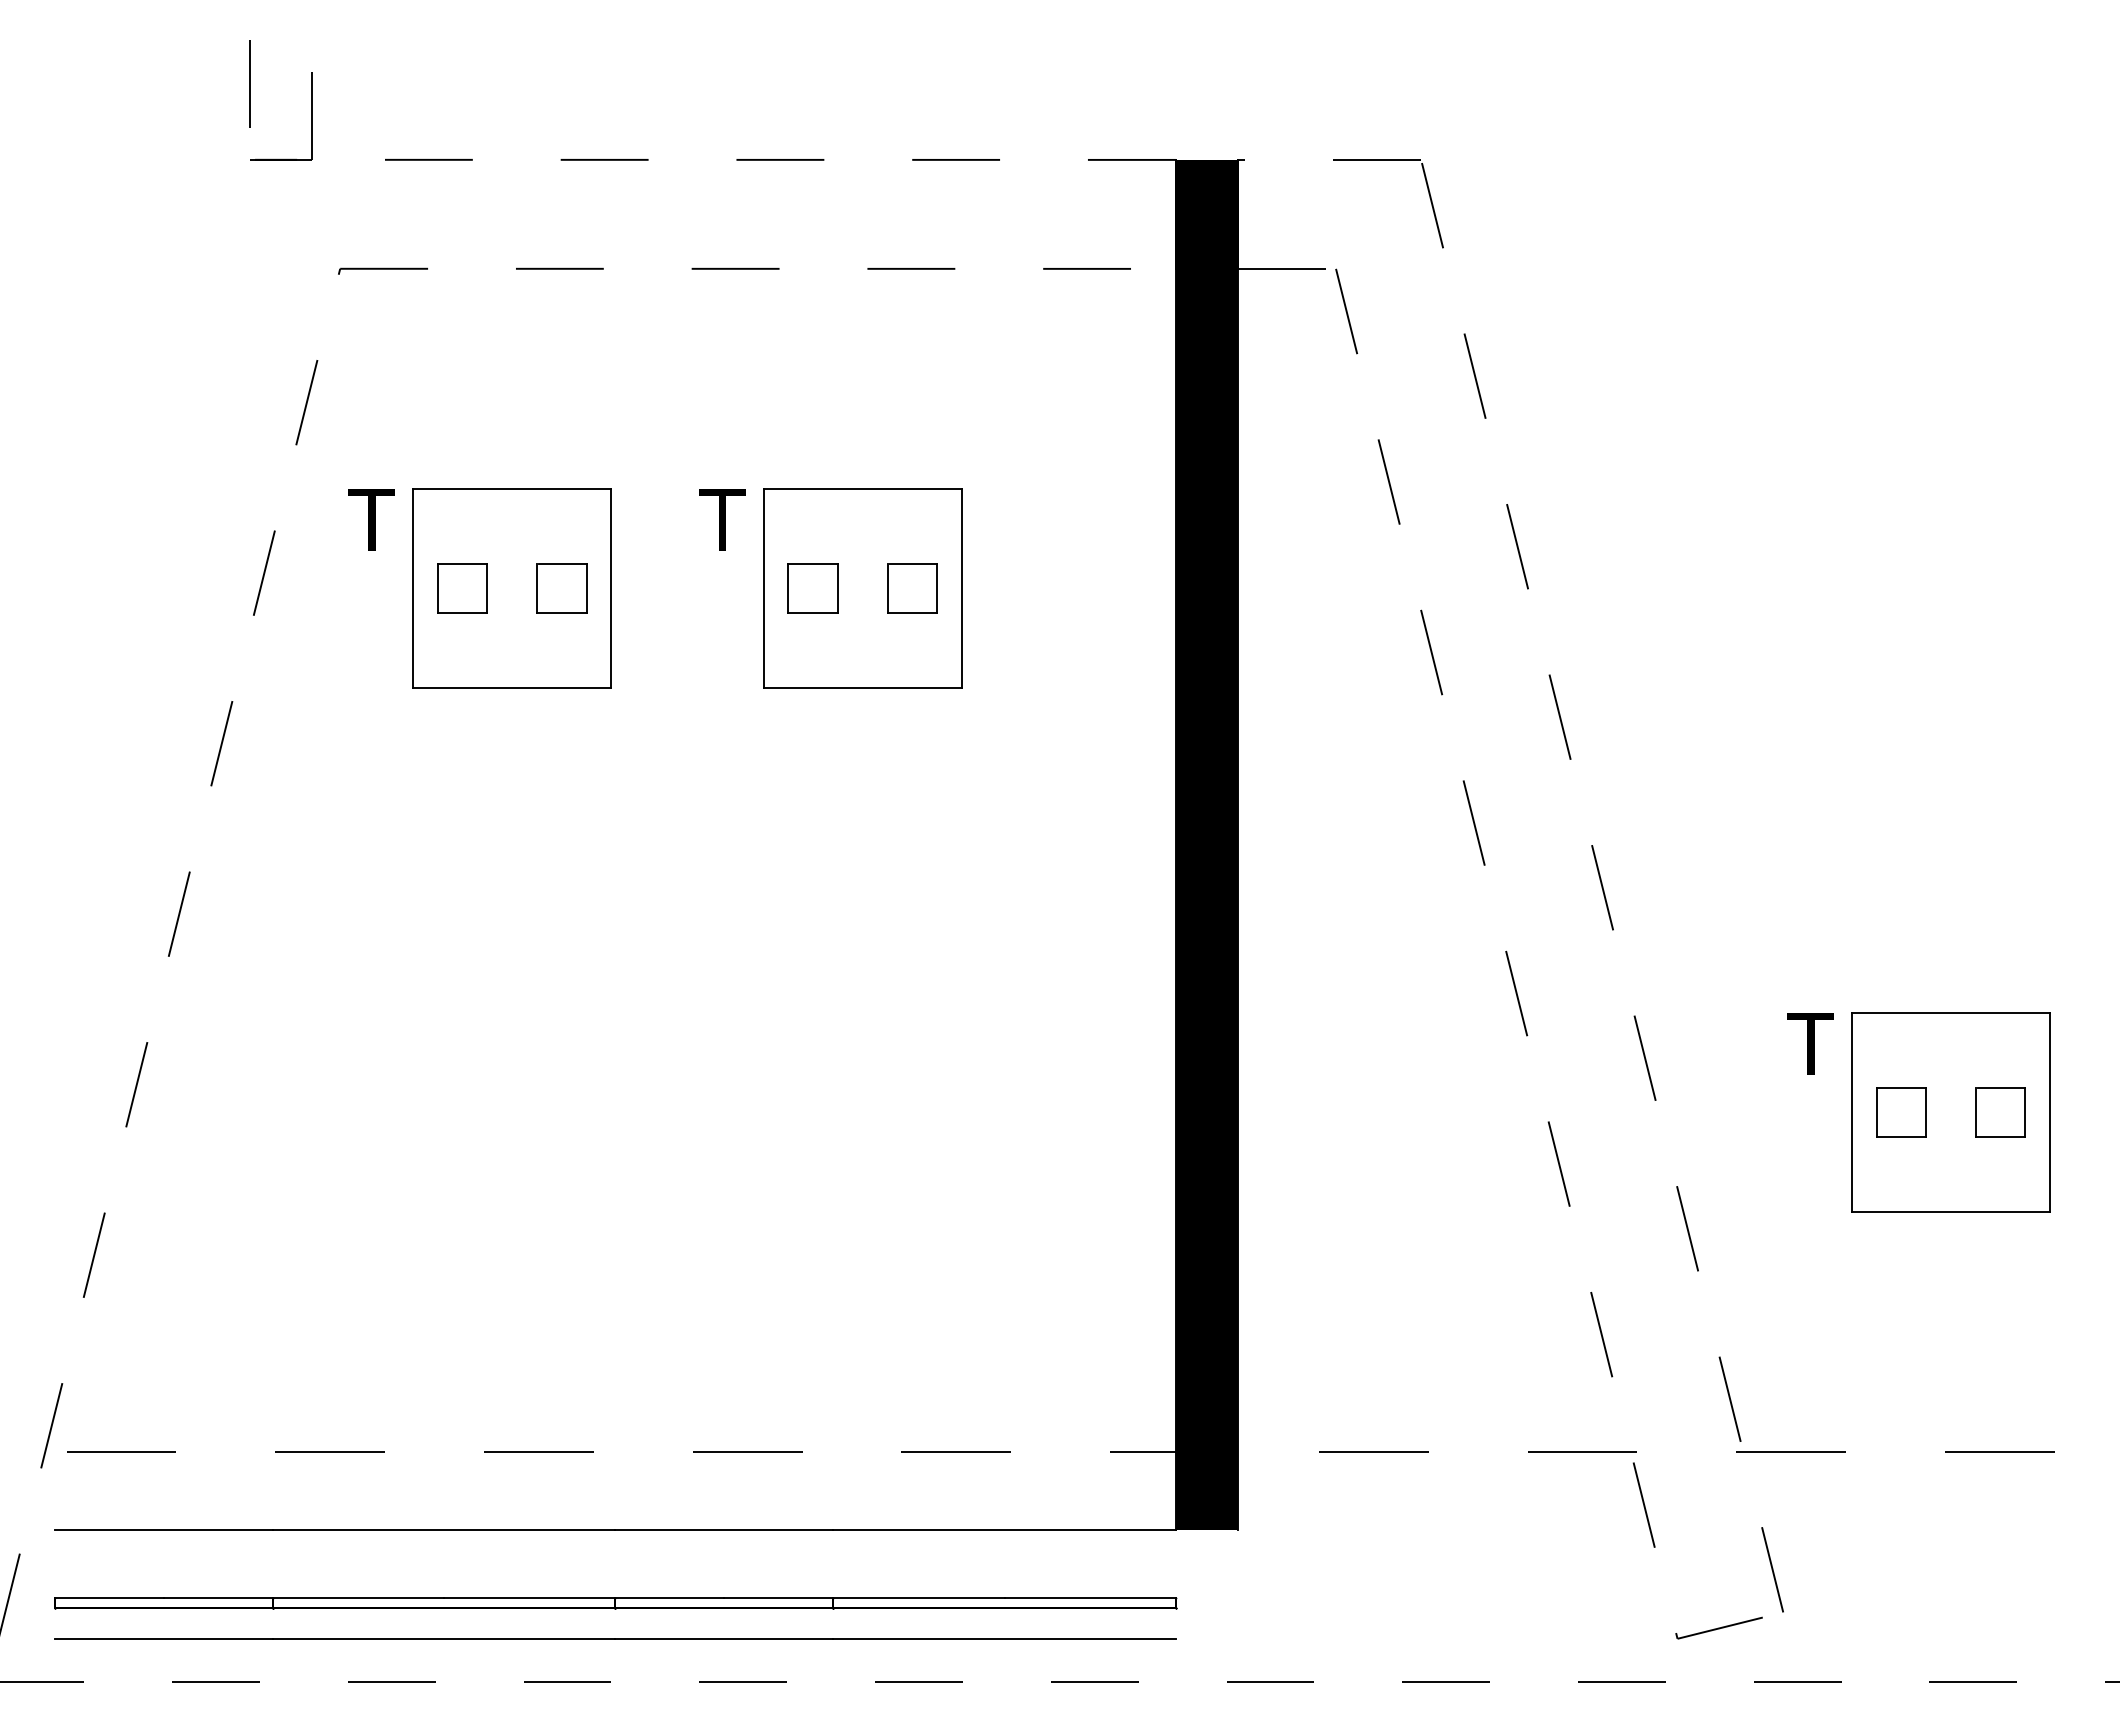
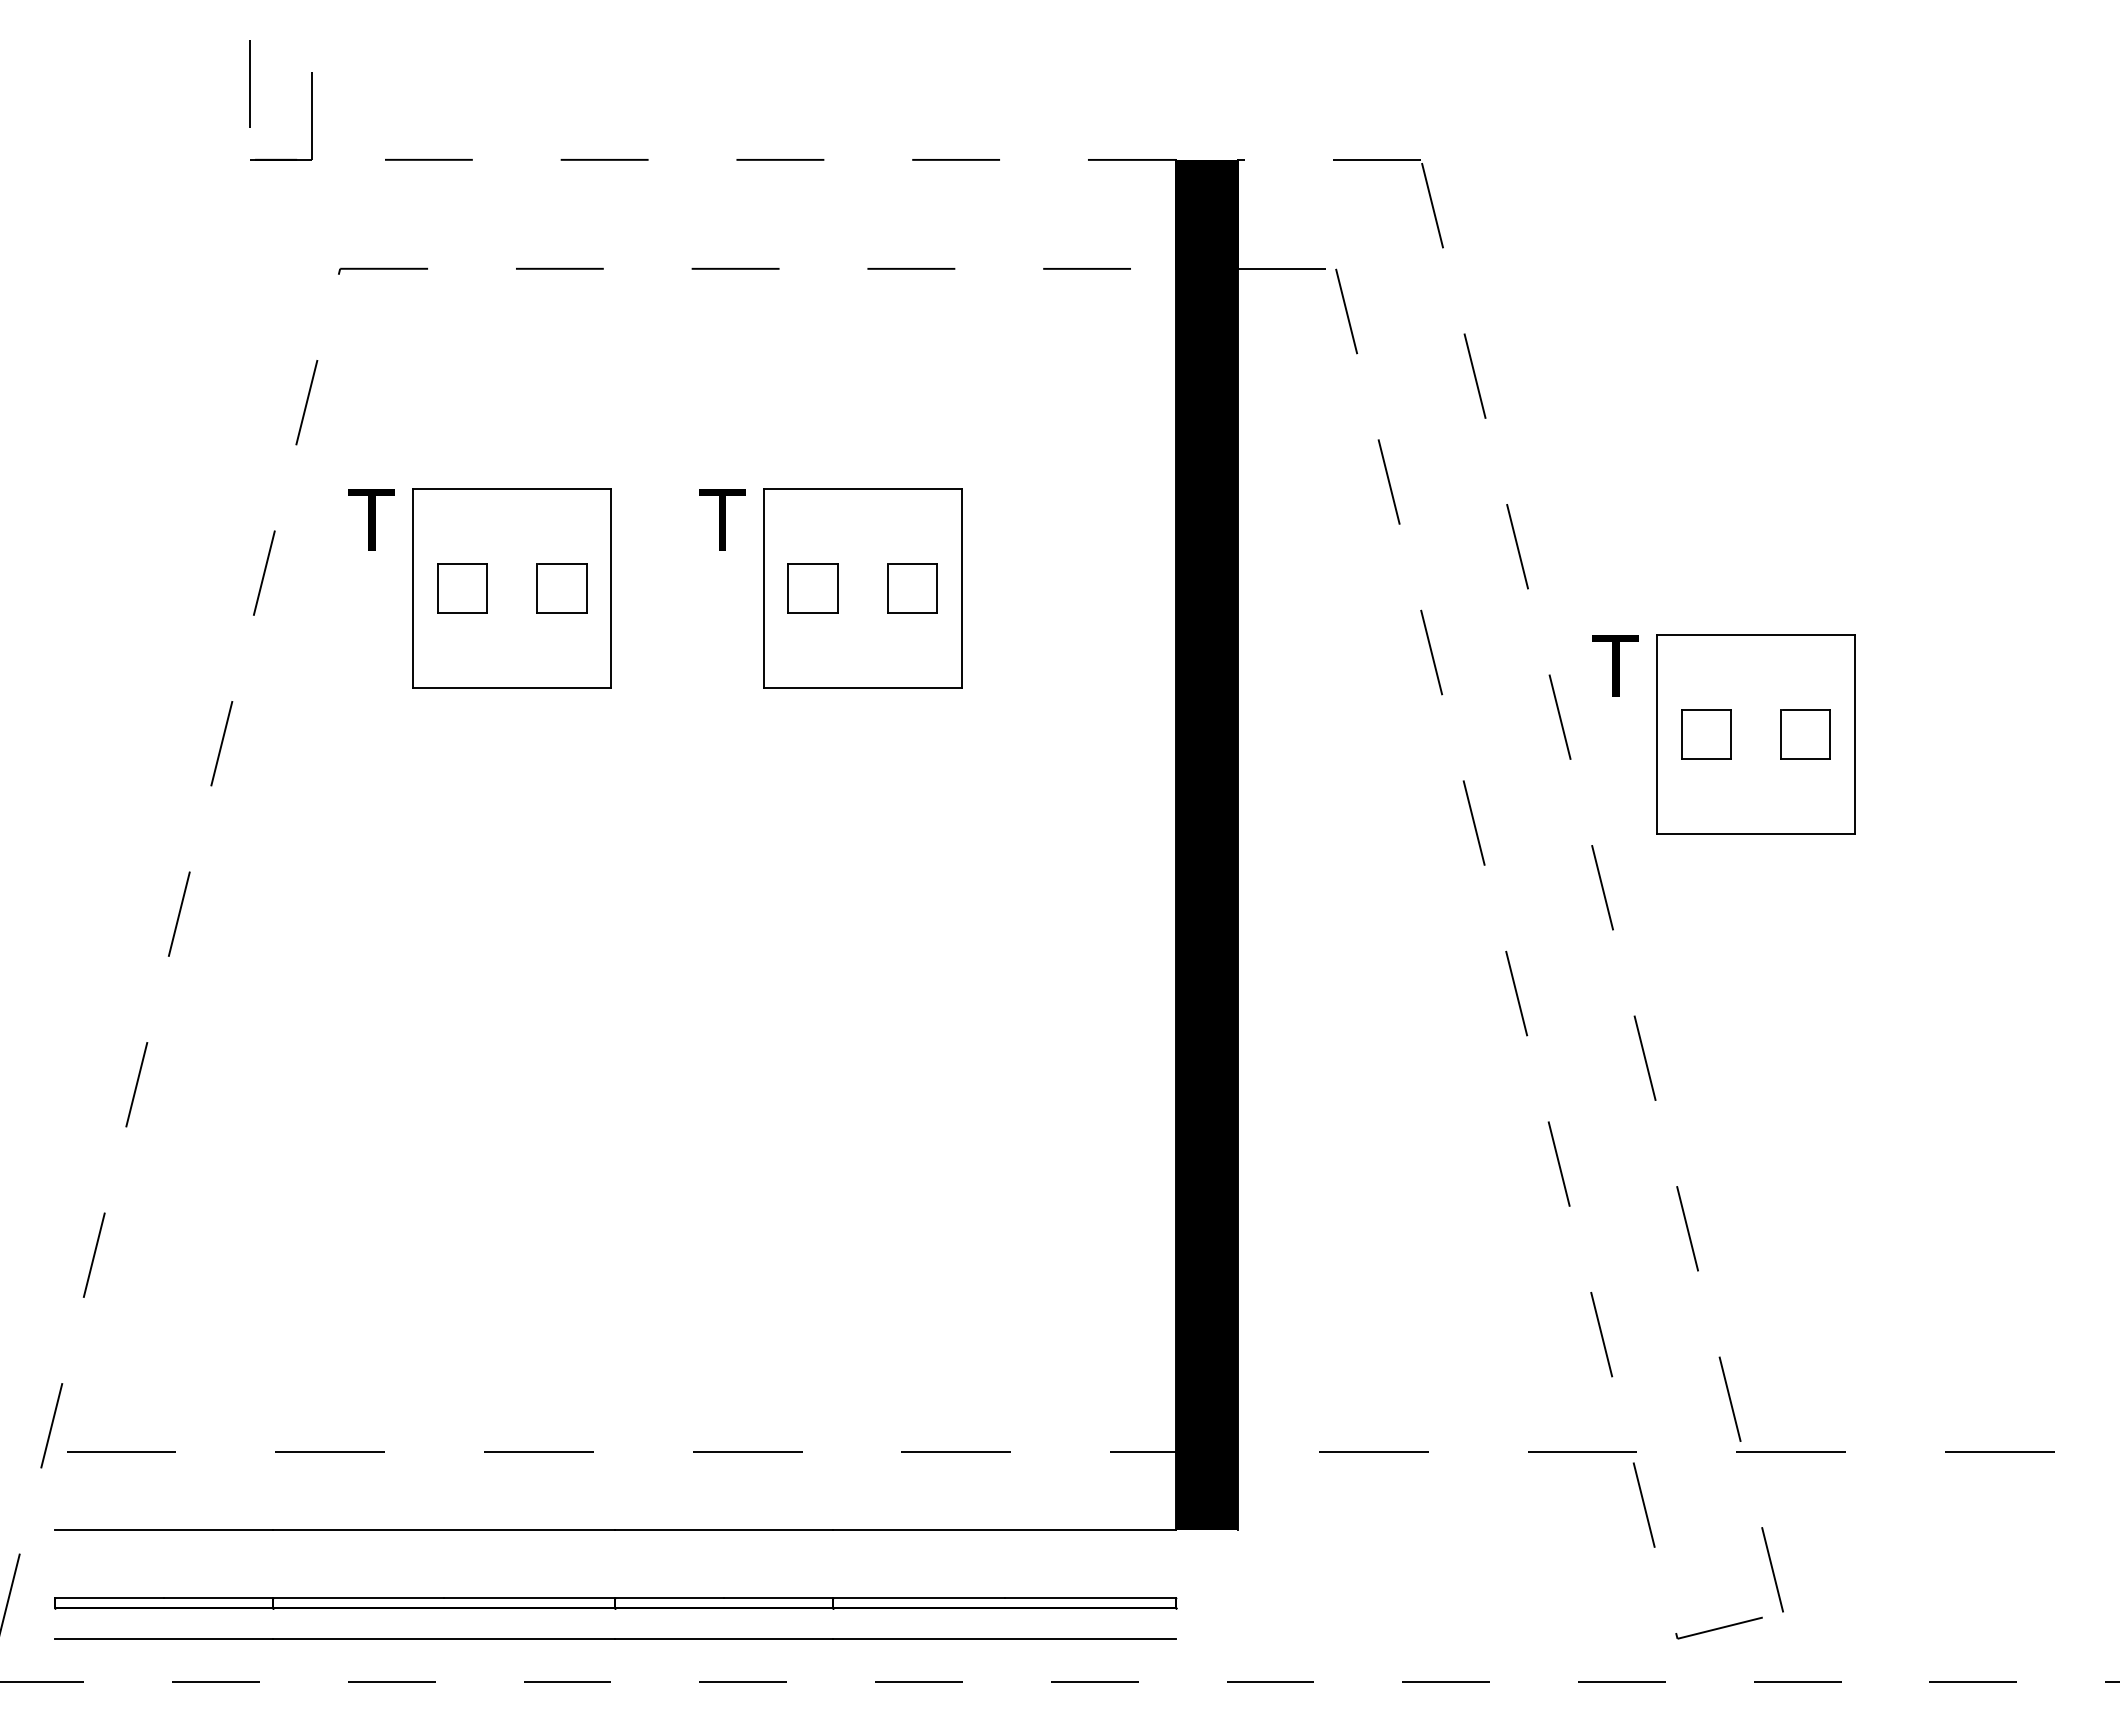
part position: (1918, 1112) -> (1723, 734) (1723, 734)
